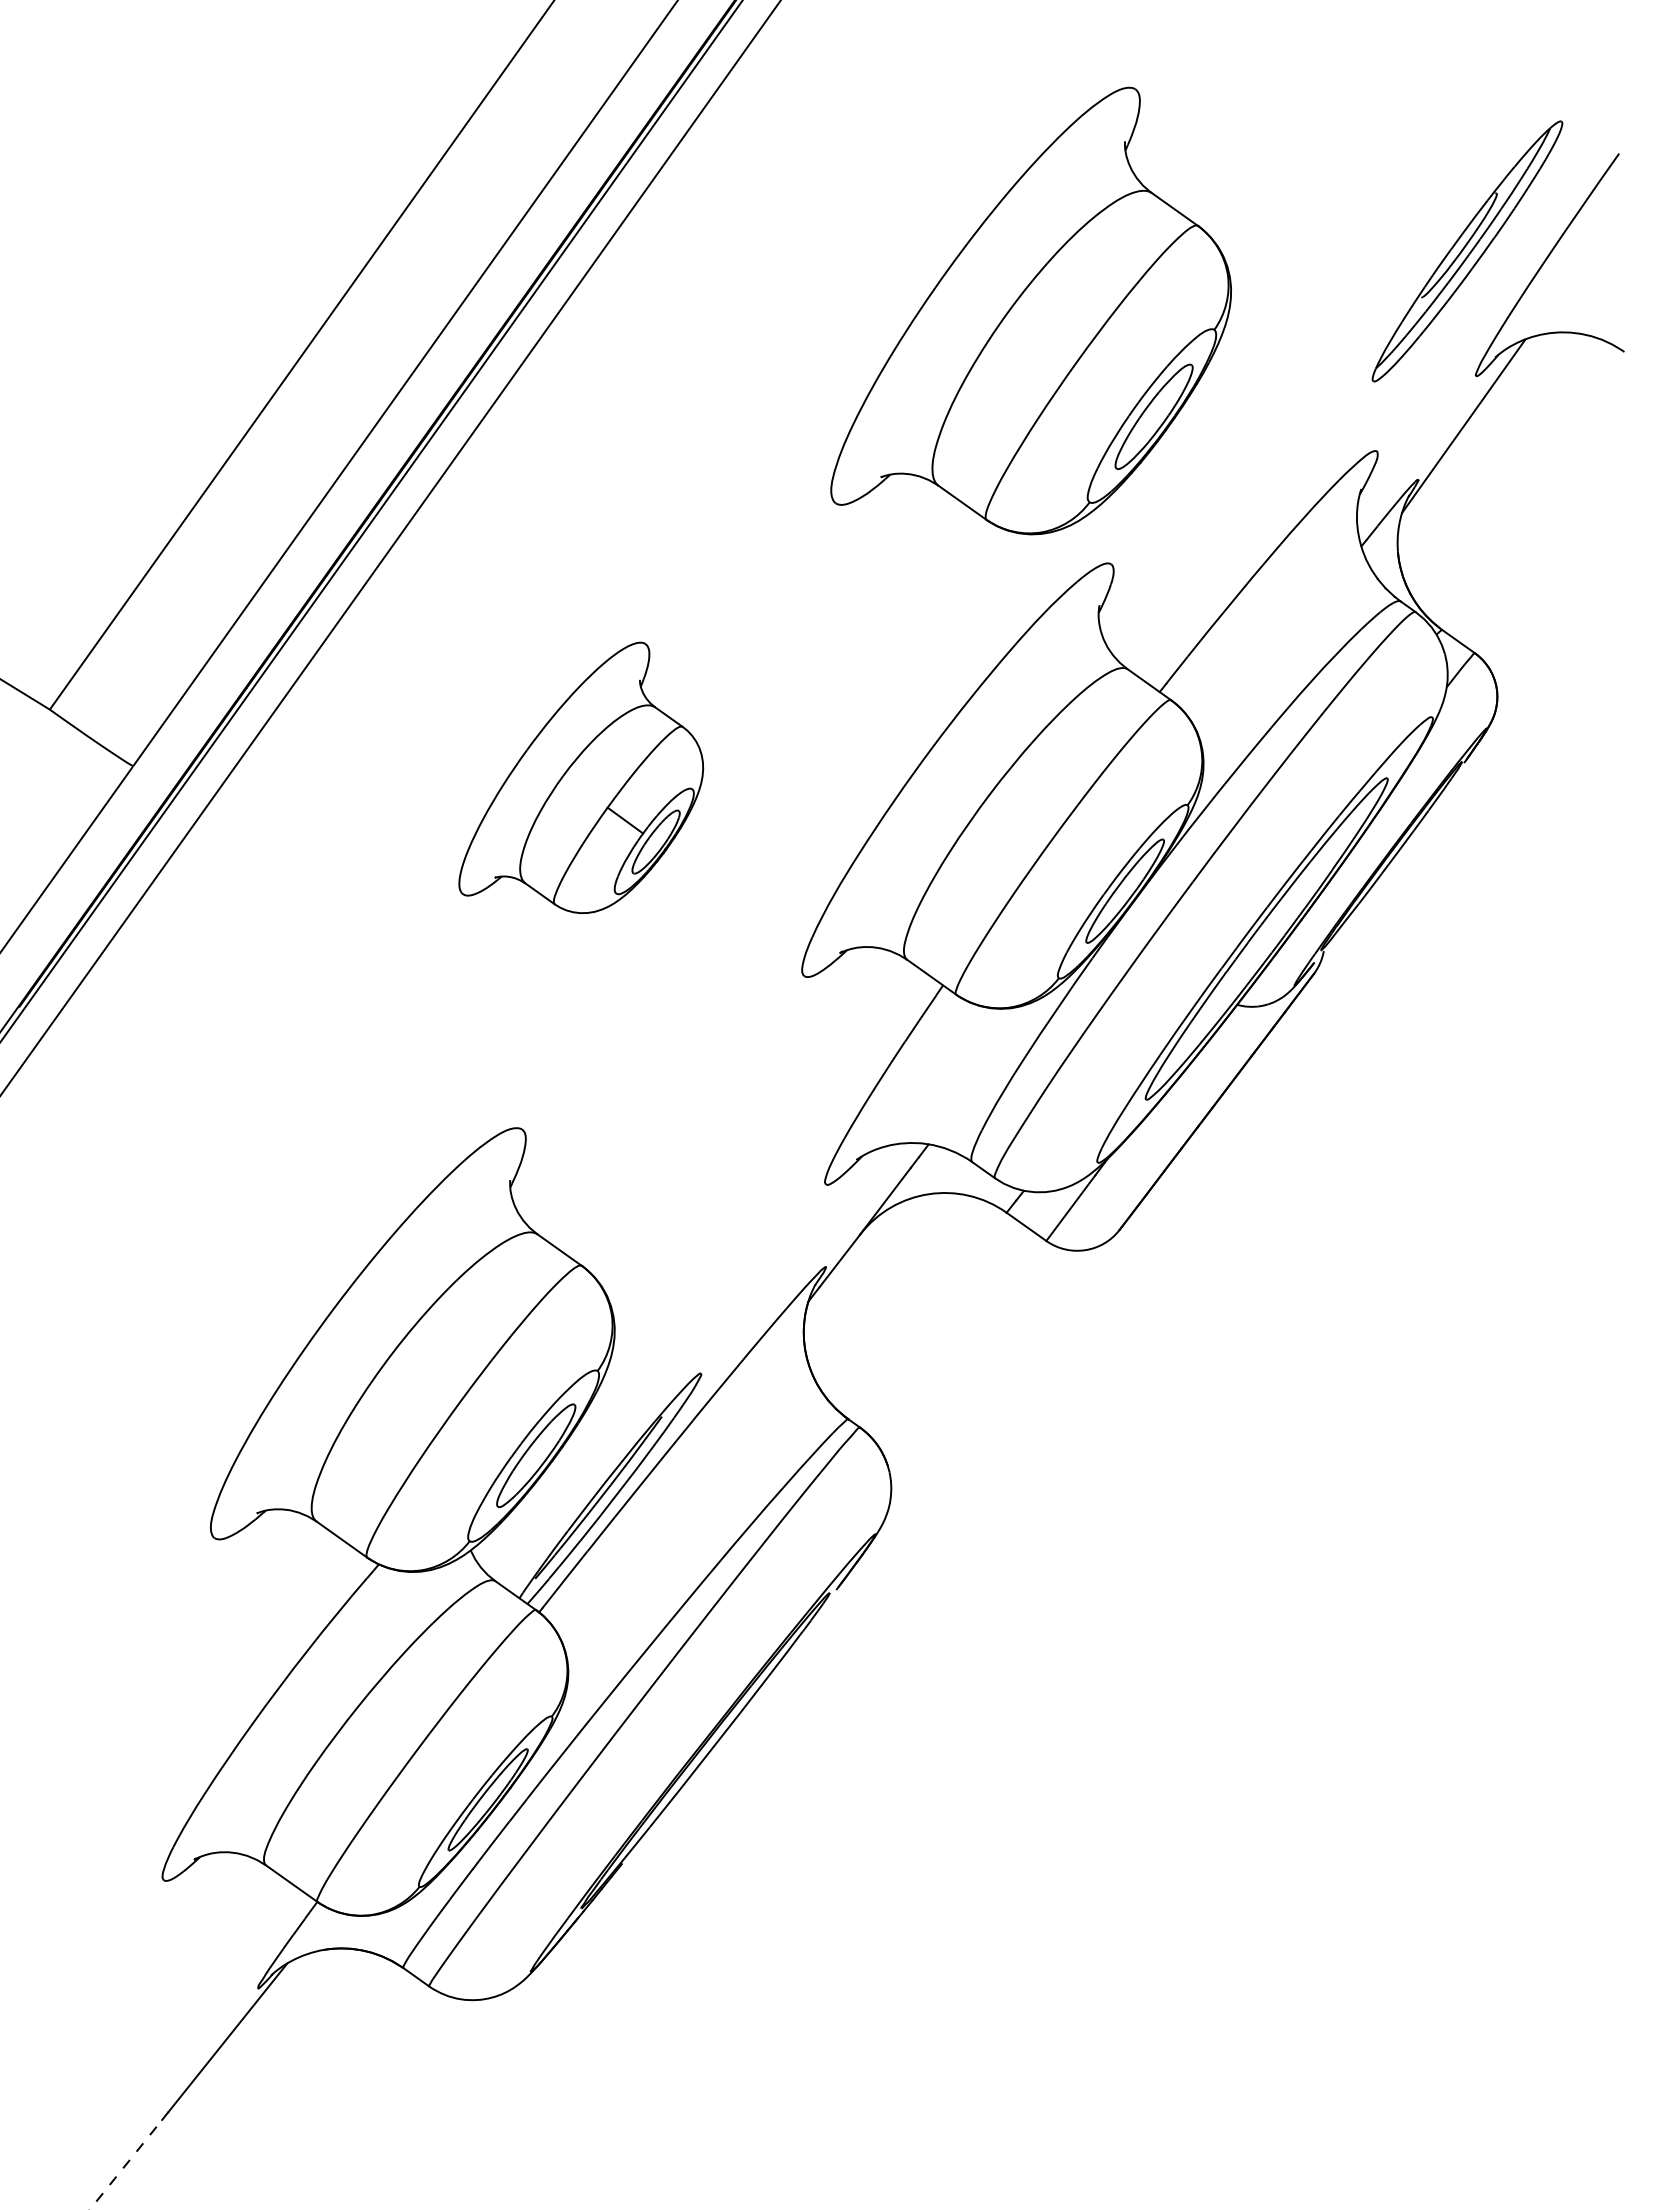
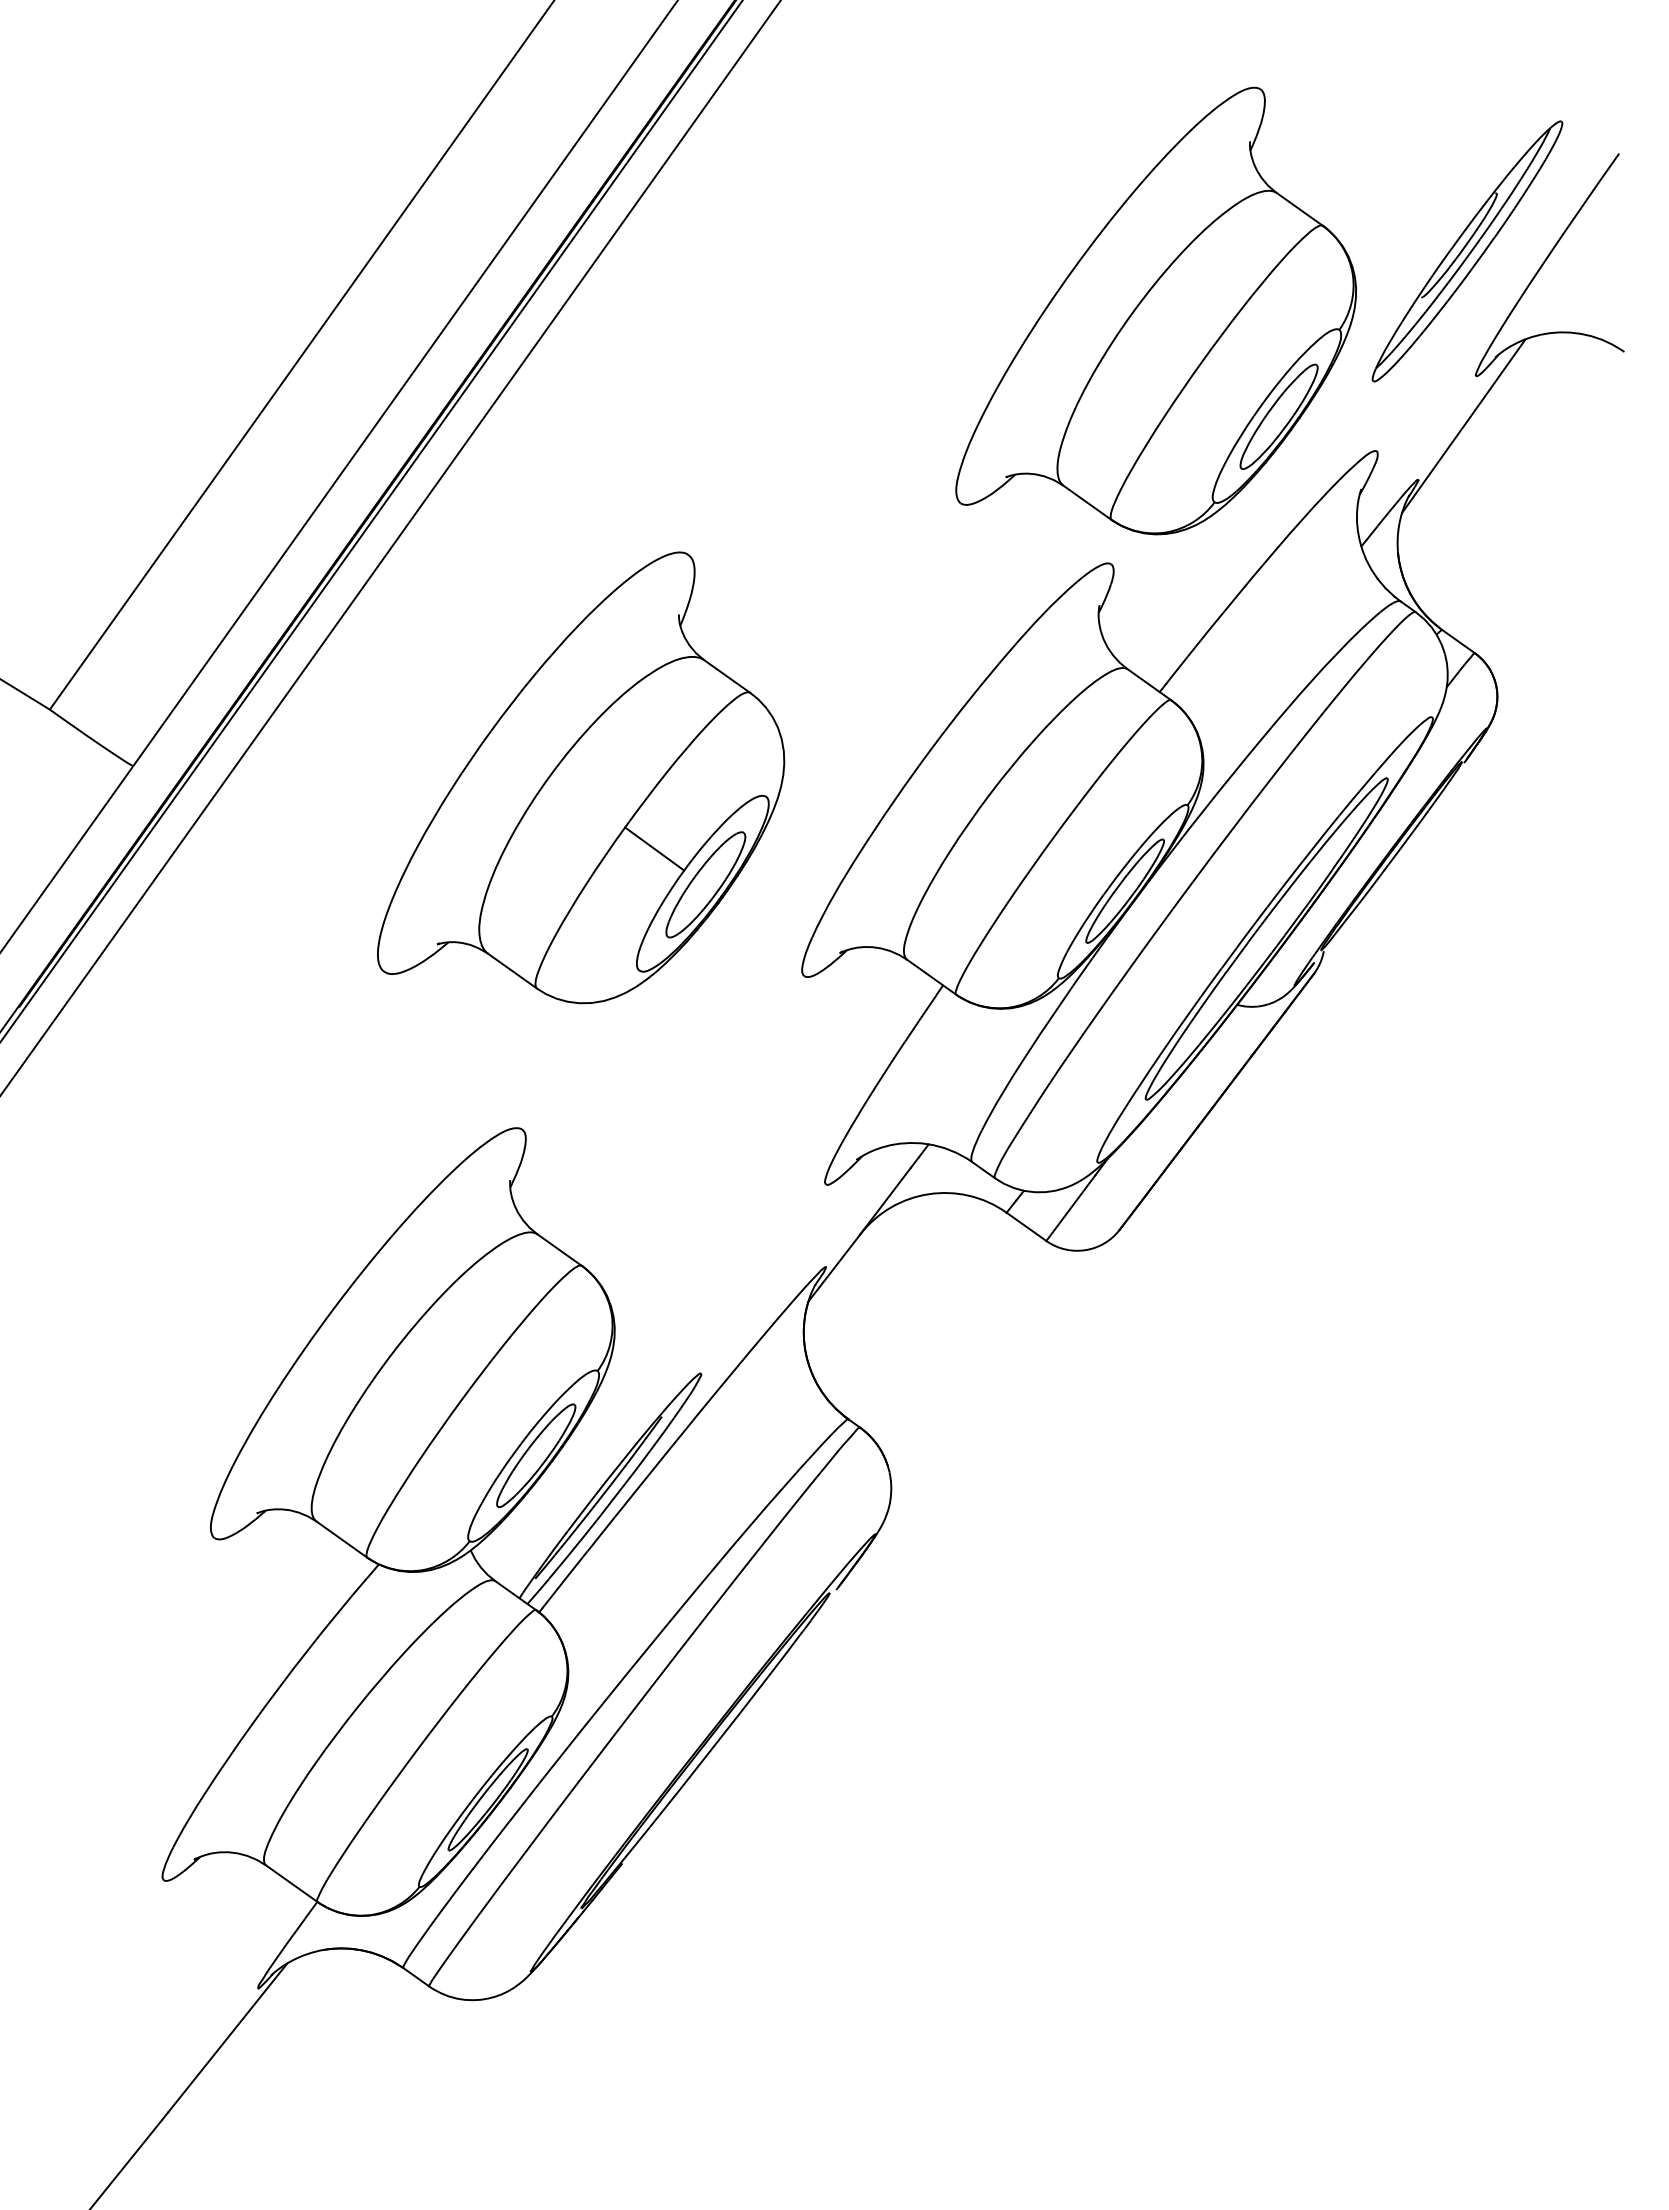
part position: (1030, 310) -> (1155, 310) (1155, 310)
part size: 247x273 px -> 409x454 px (581, 777)
line: dashed -> solid (126, 2164)
